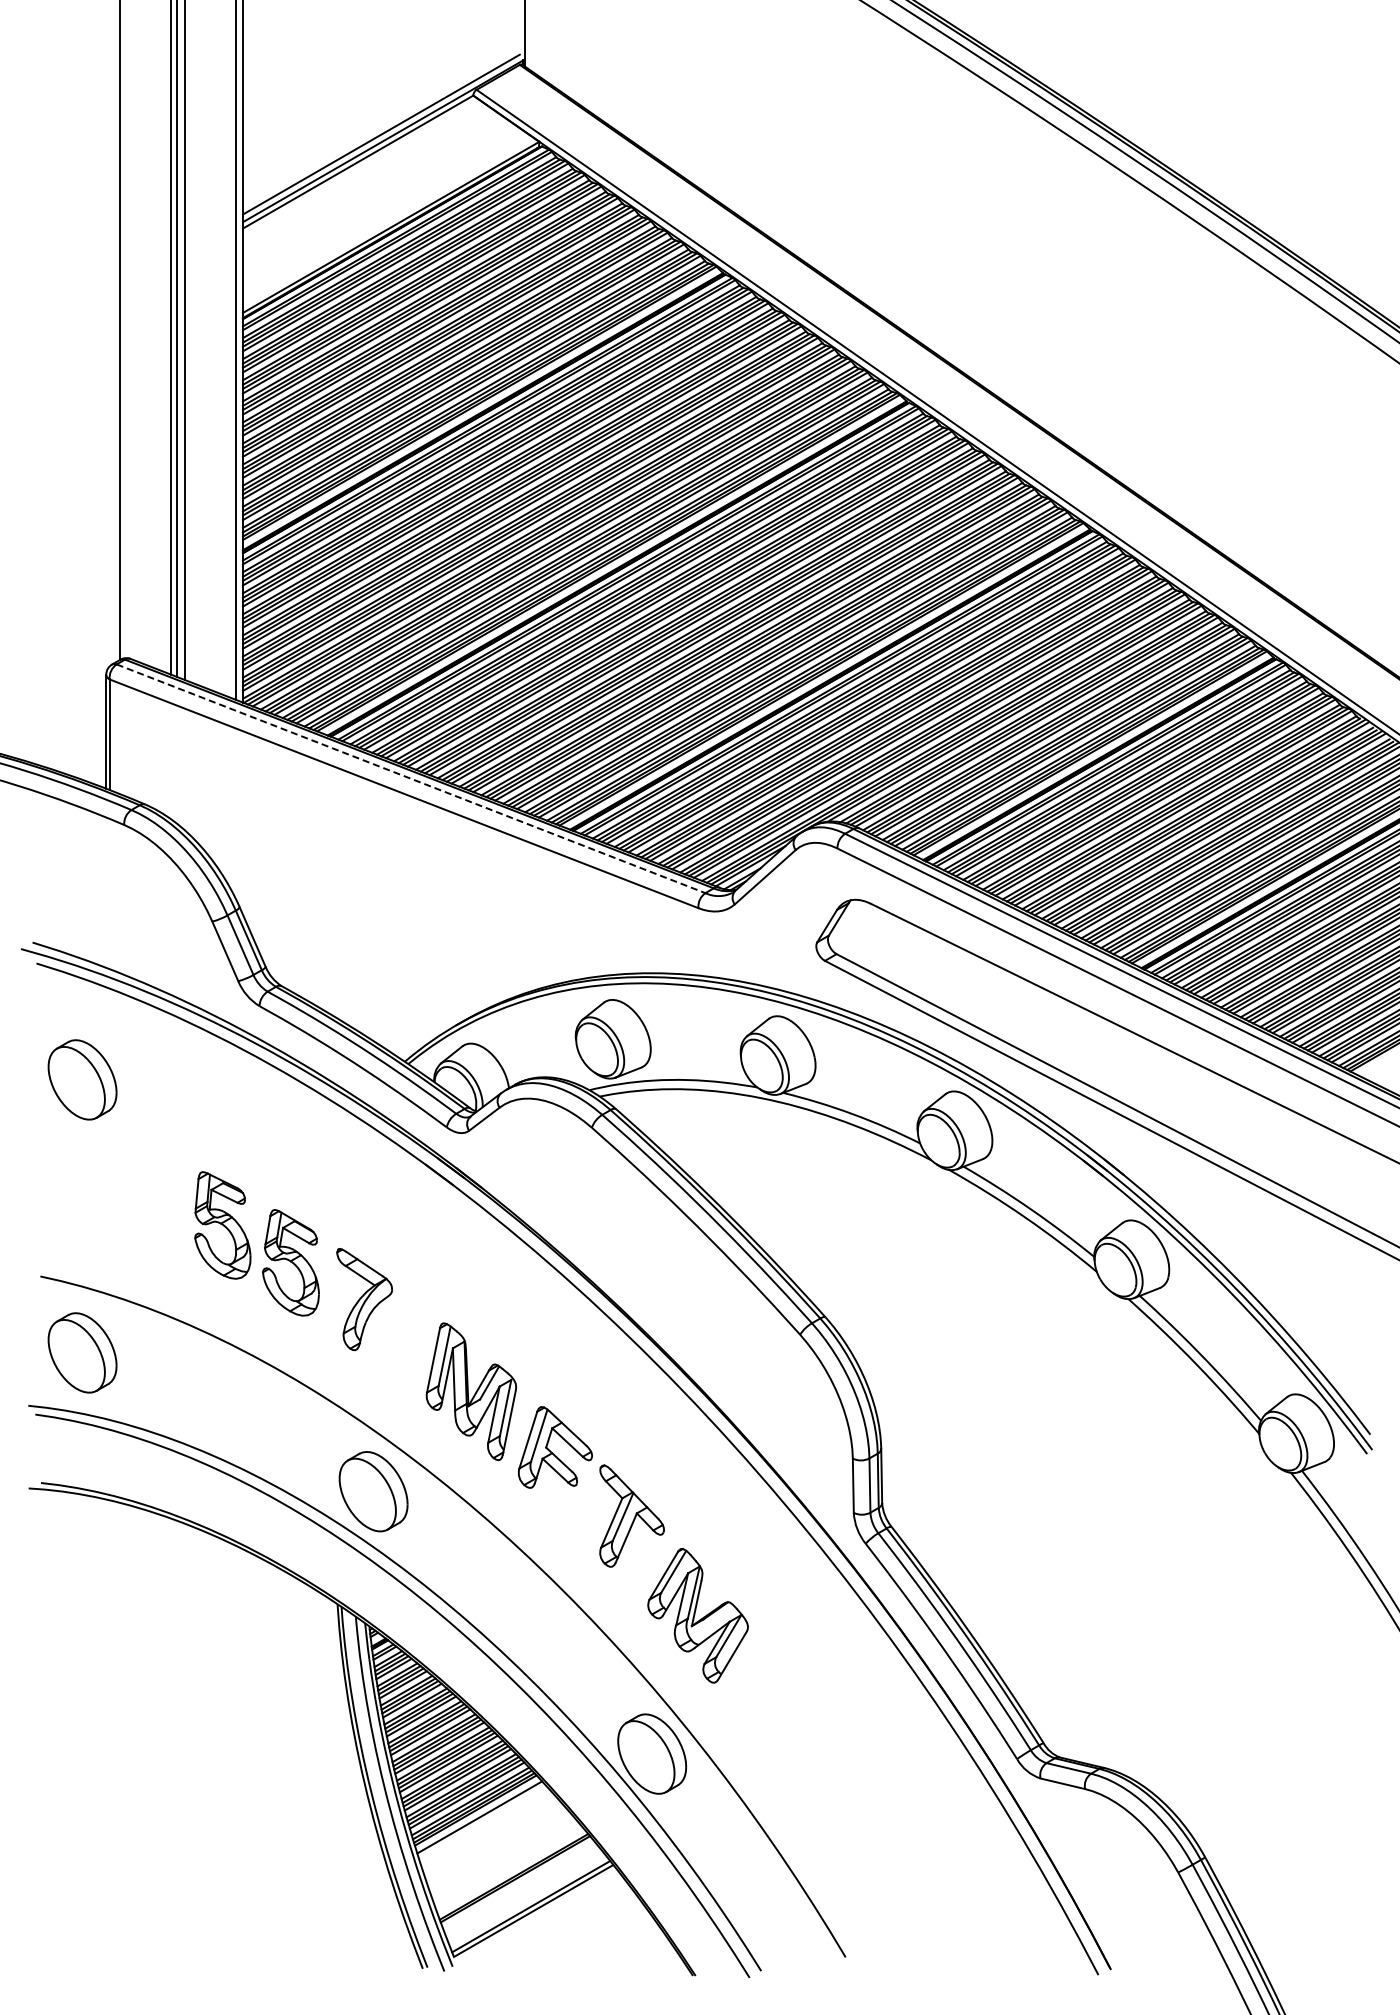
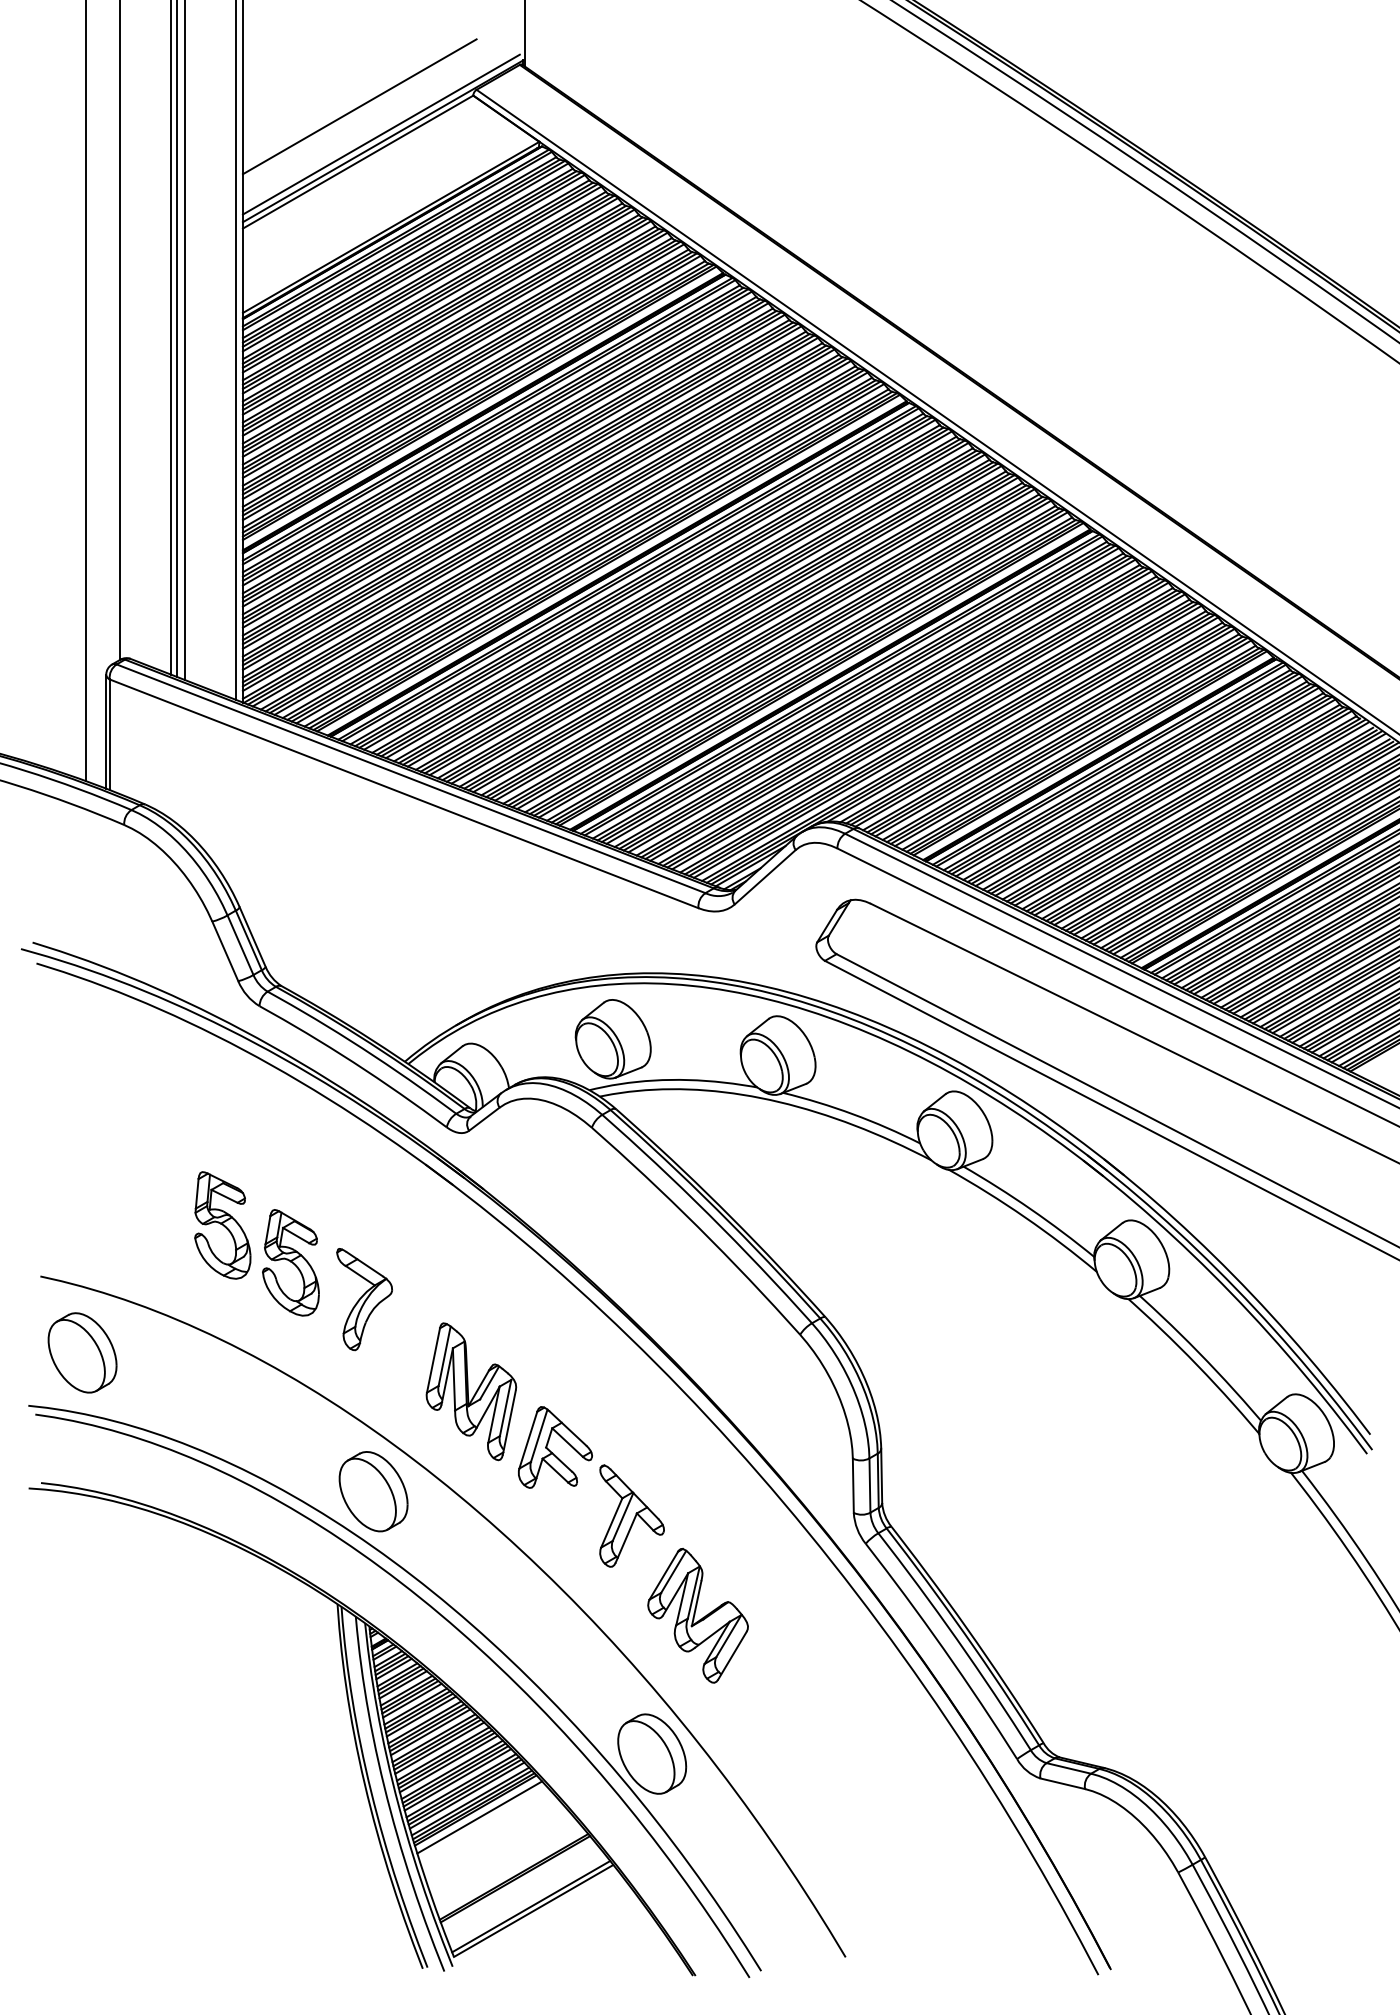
line: none -> present (359, 106)
line: none -> present (86, 391)
line: dashed -> solid (411, 778)
part: present -> none (82, 1079)
